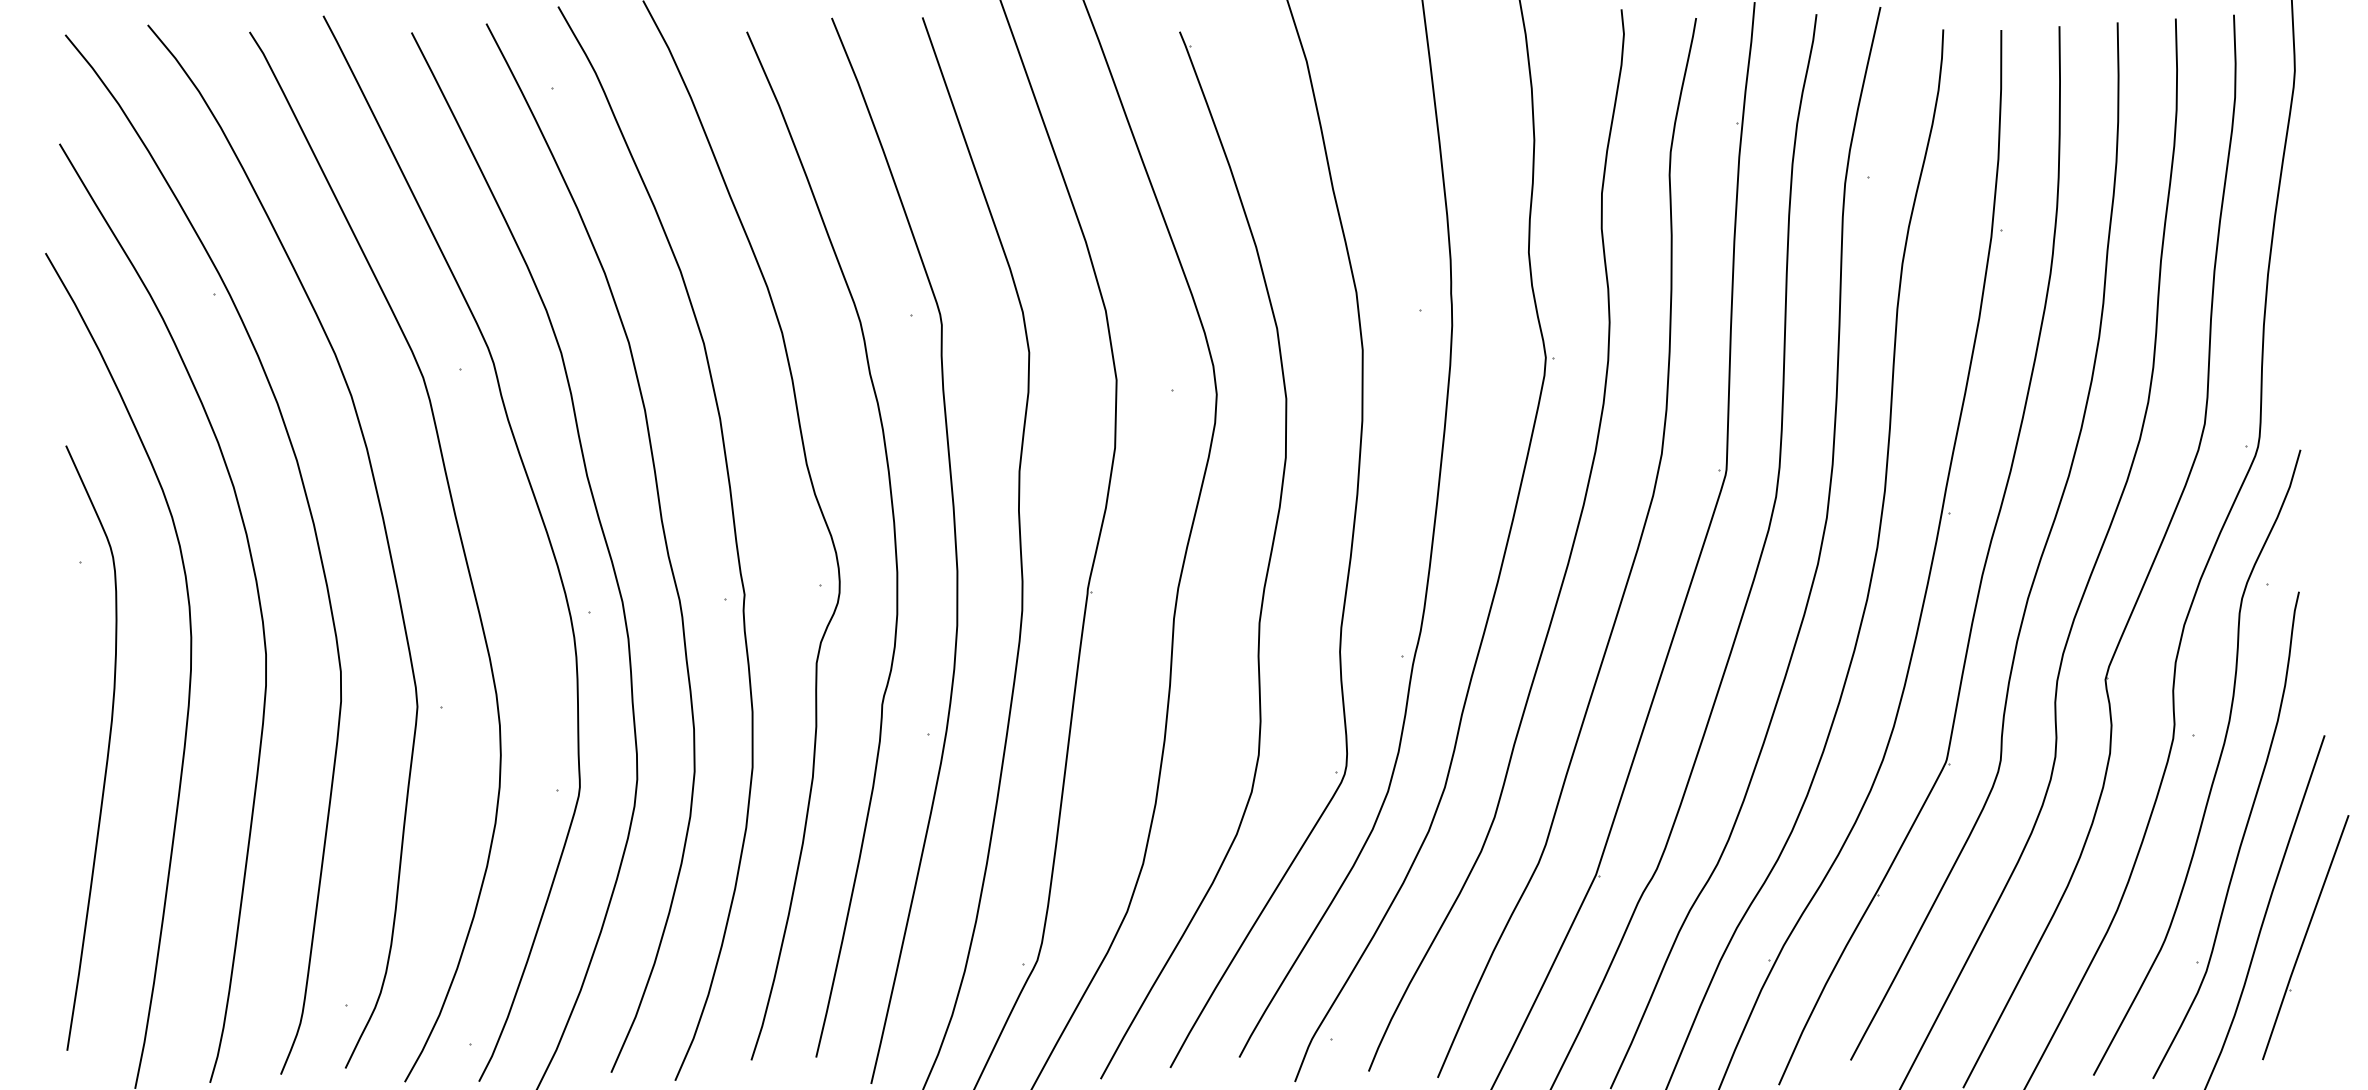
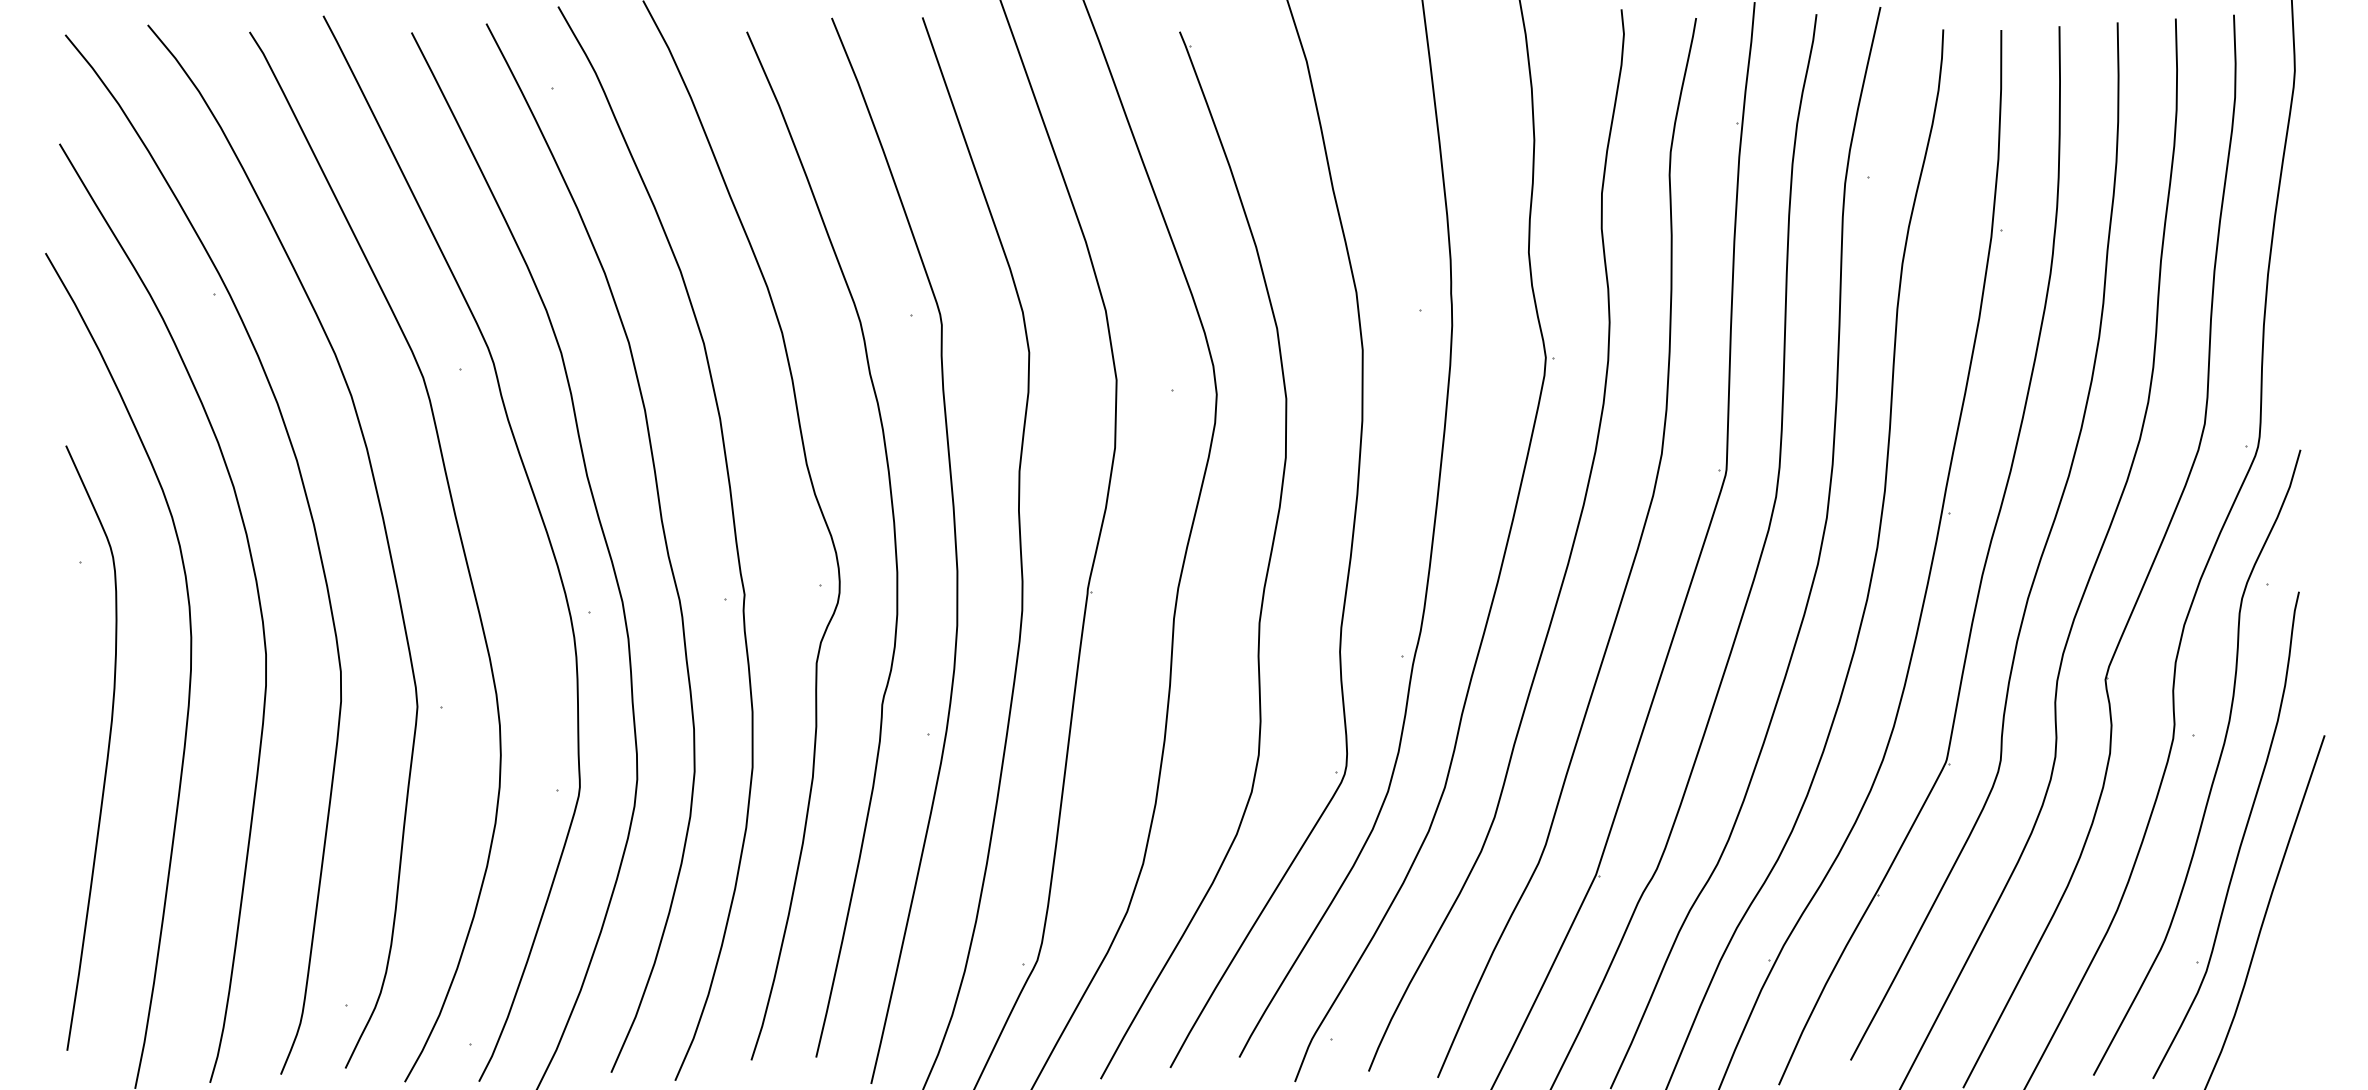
part: present -> none (2305, 937)
